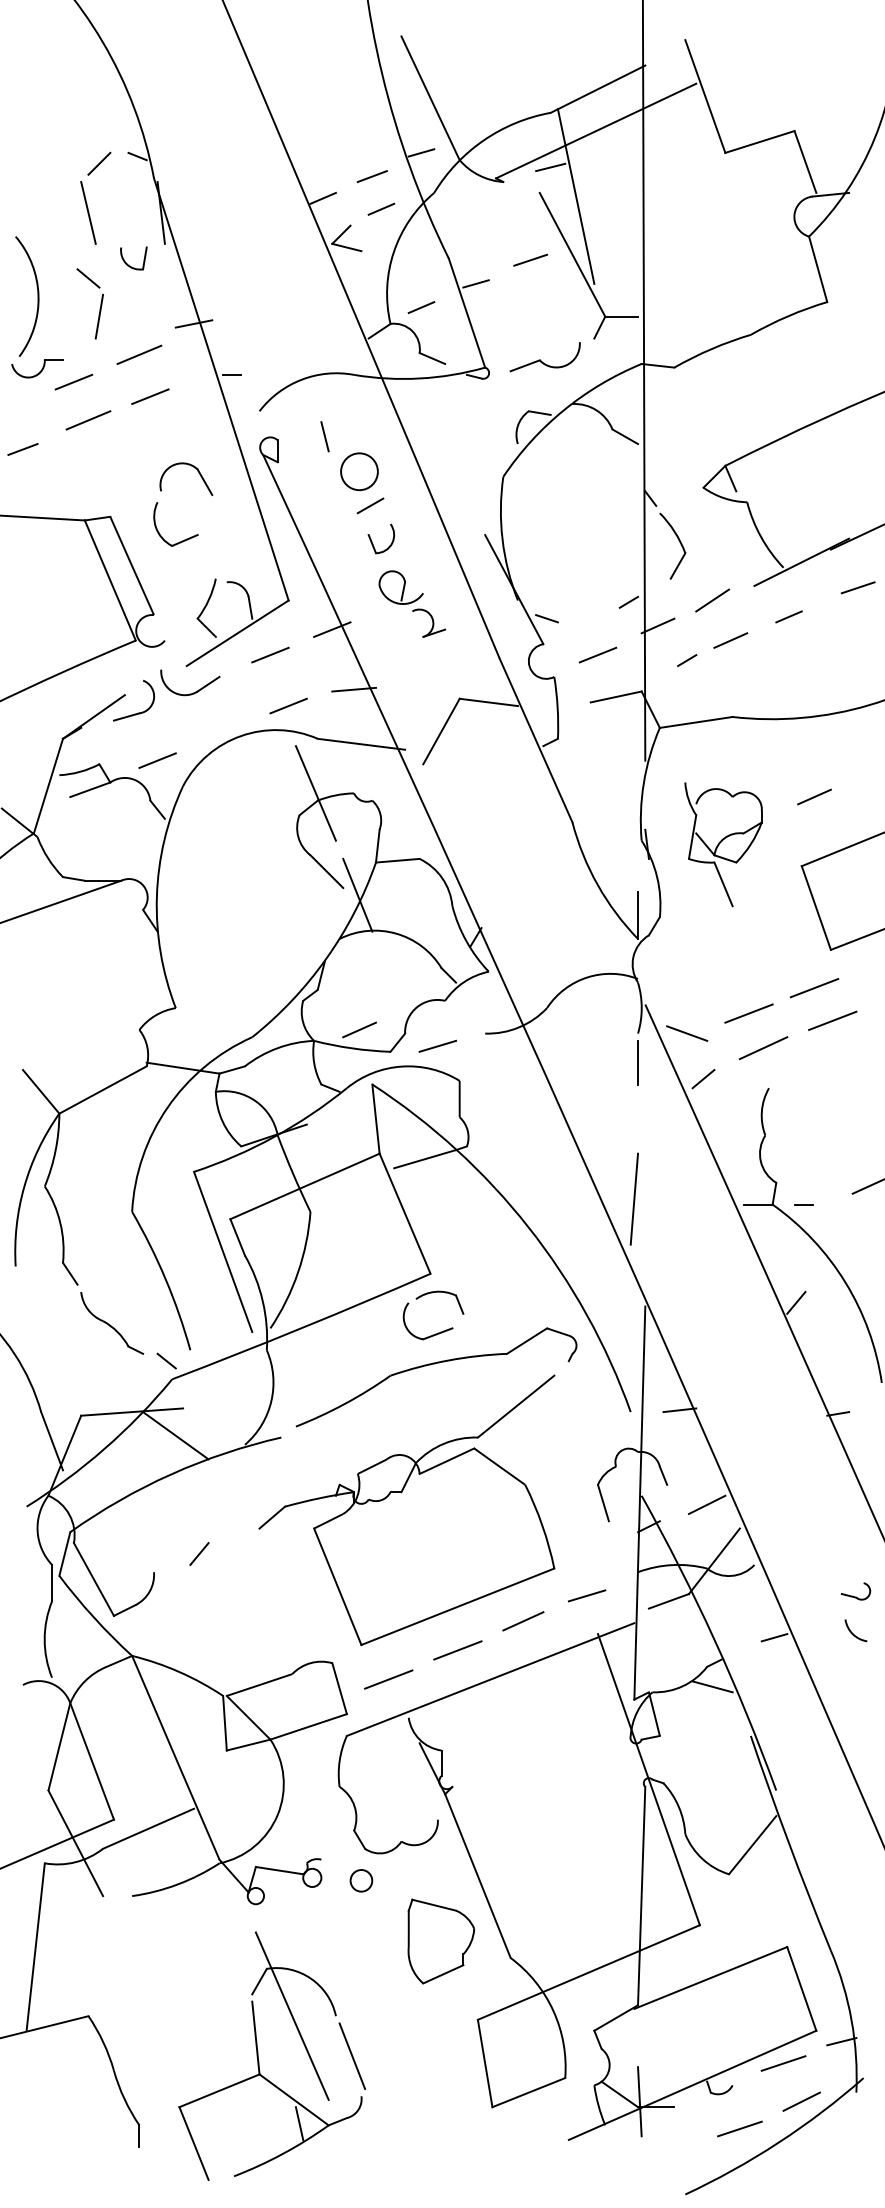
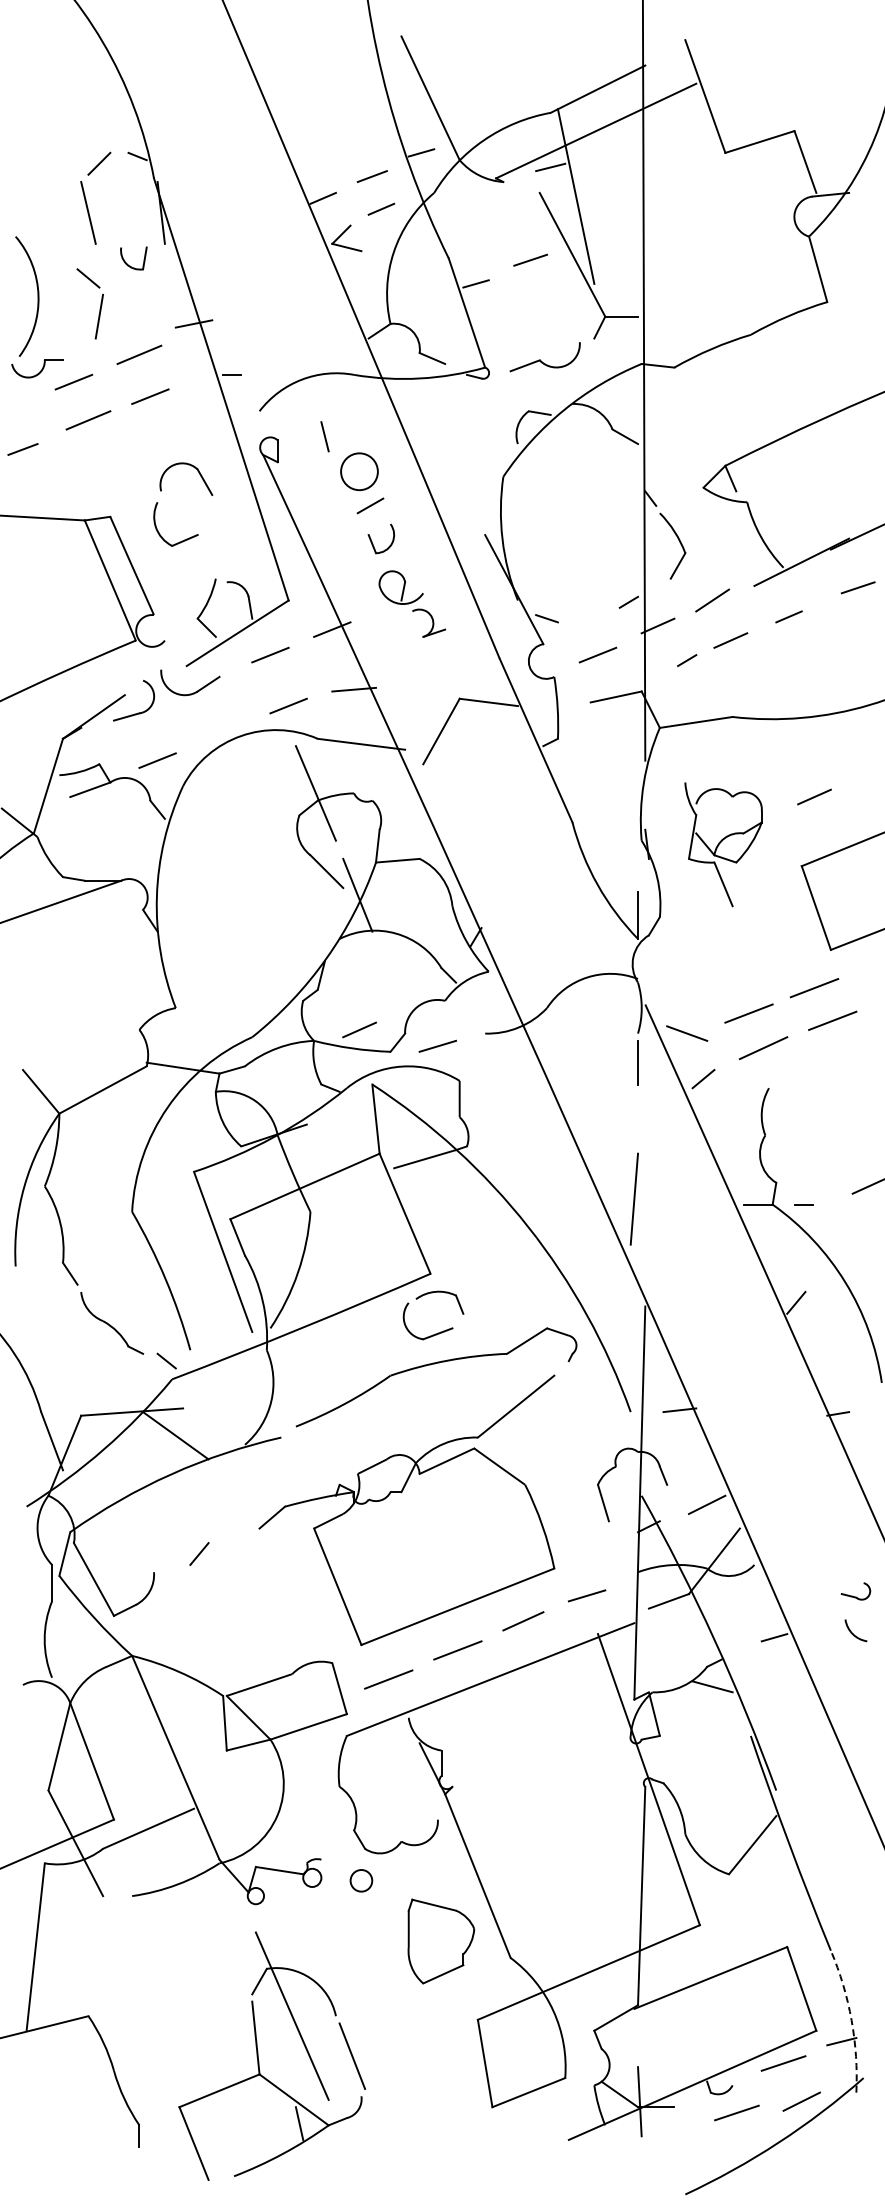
line: present -> none (421, 307)
arc: solid -> dashed (851, 2020)
line position: (739, 2128) -> (736, 2112) (736, 2112)
